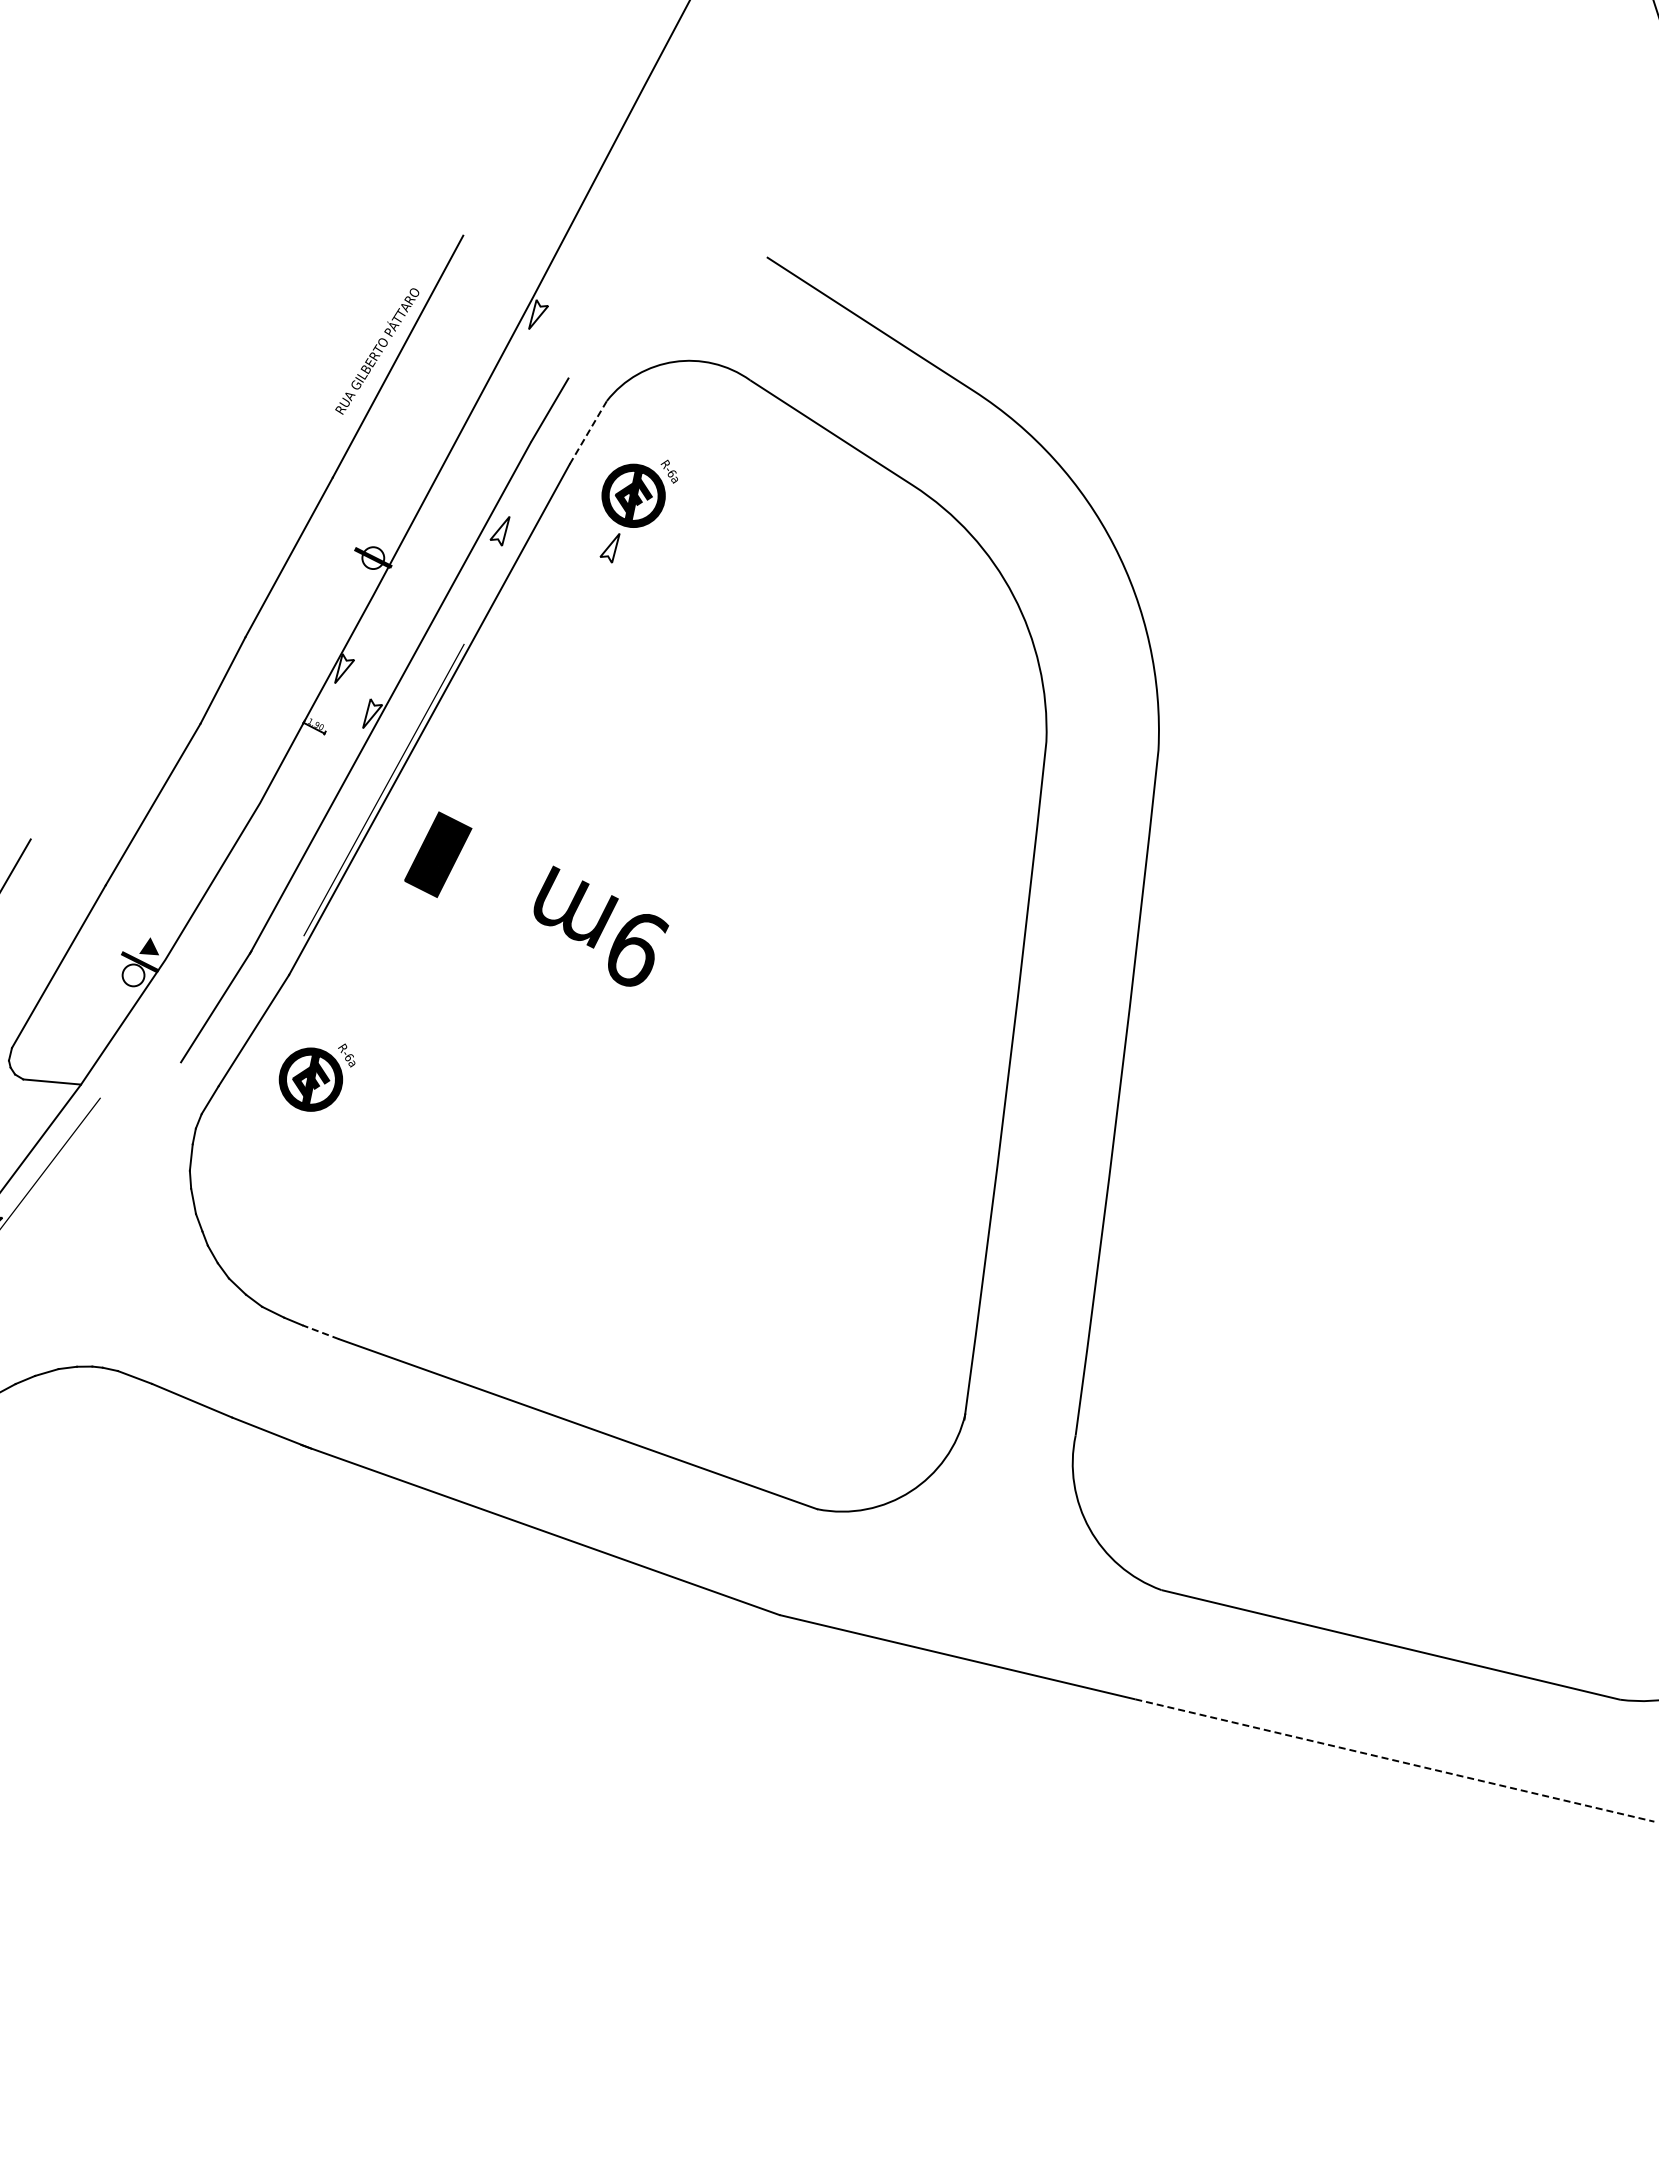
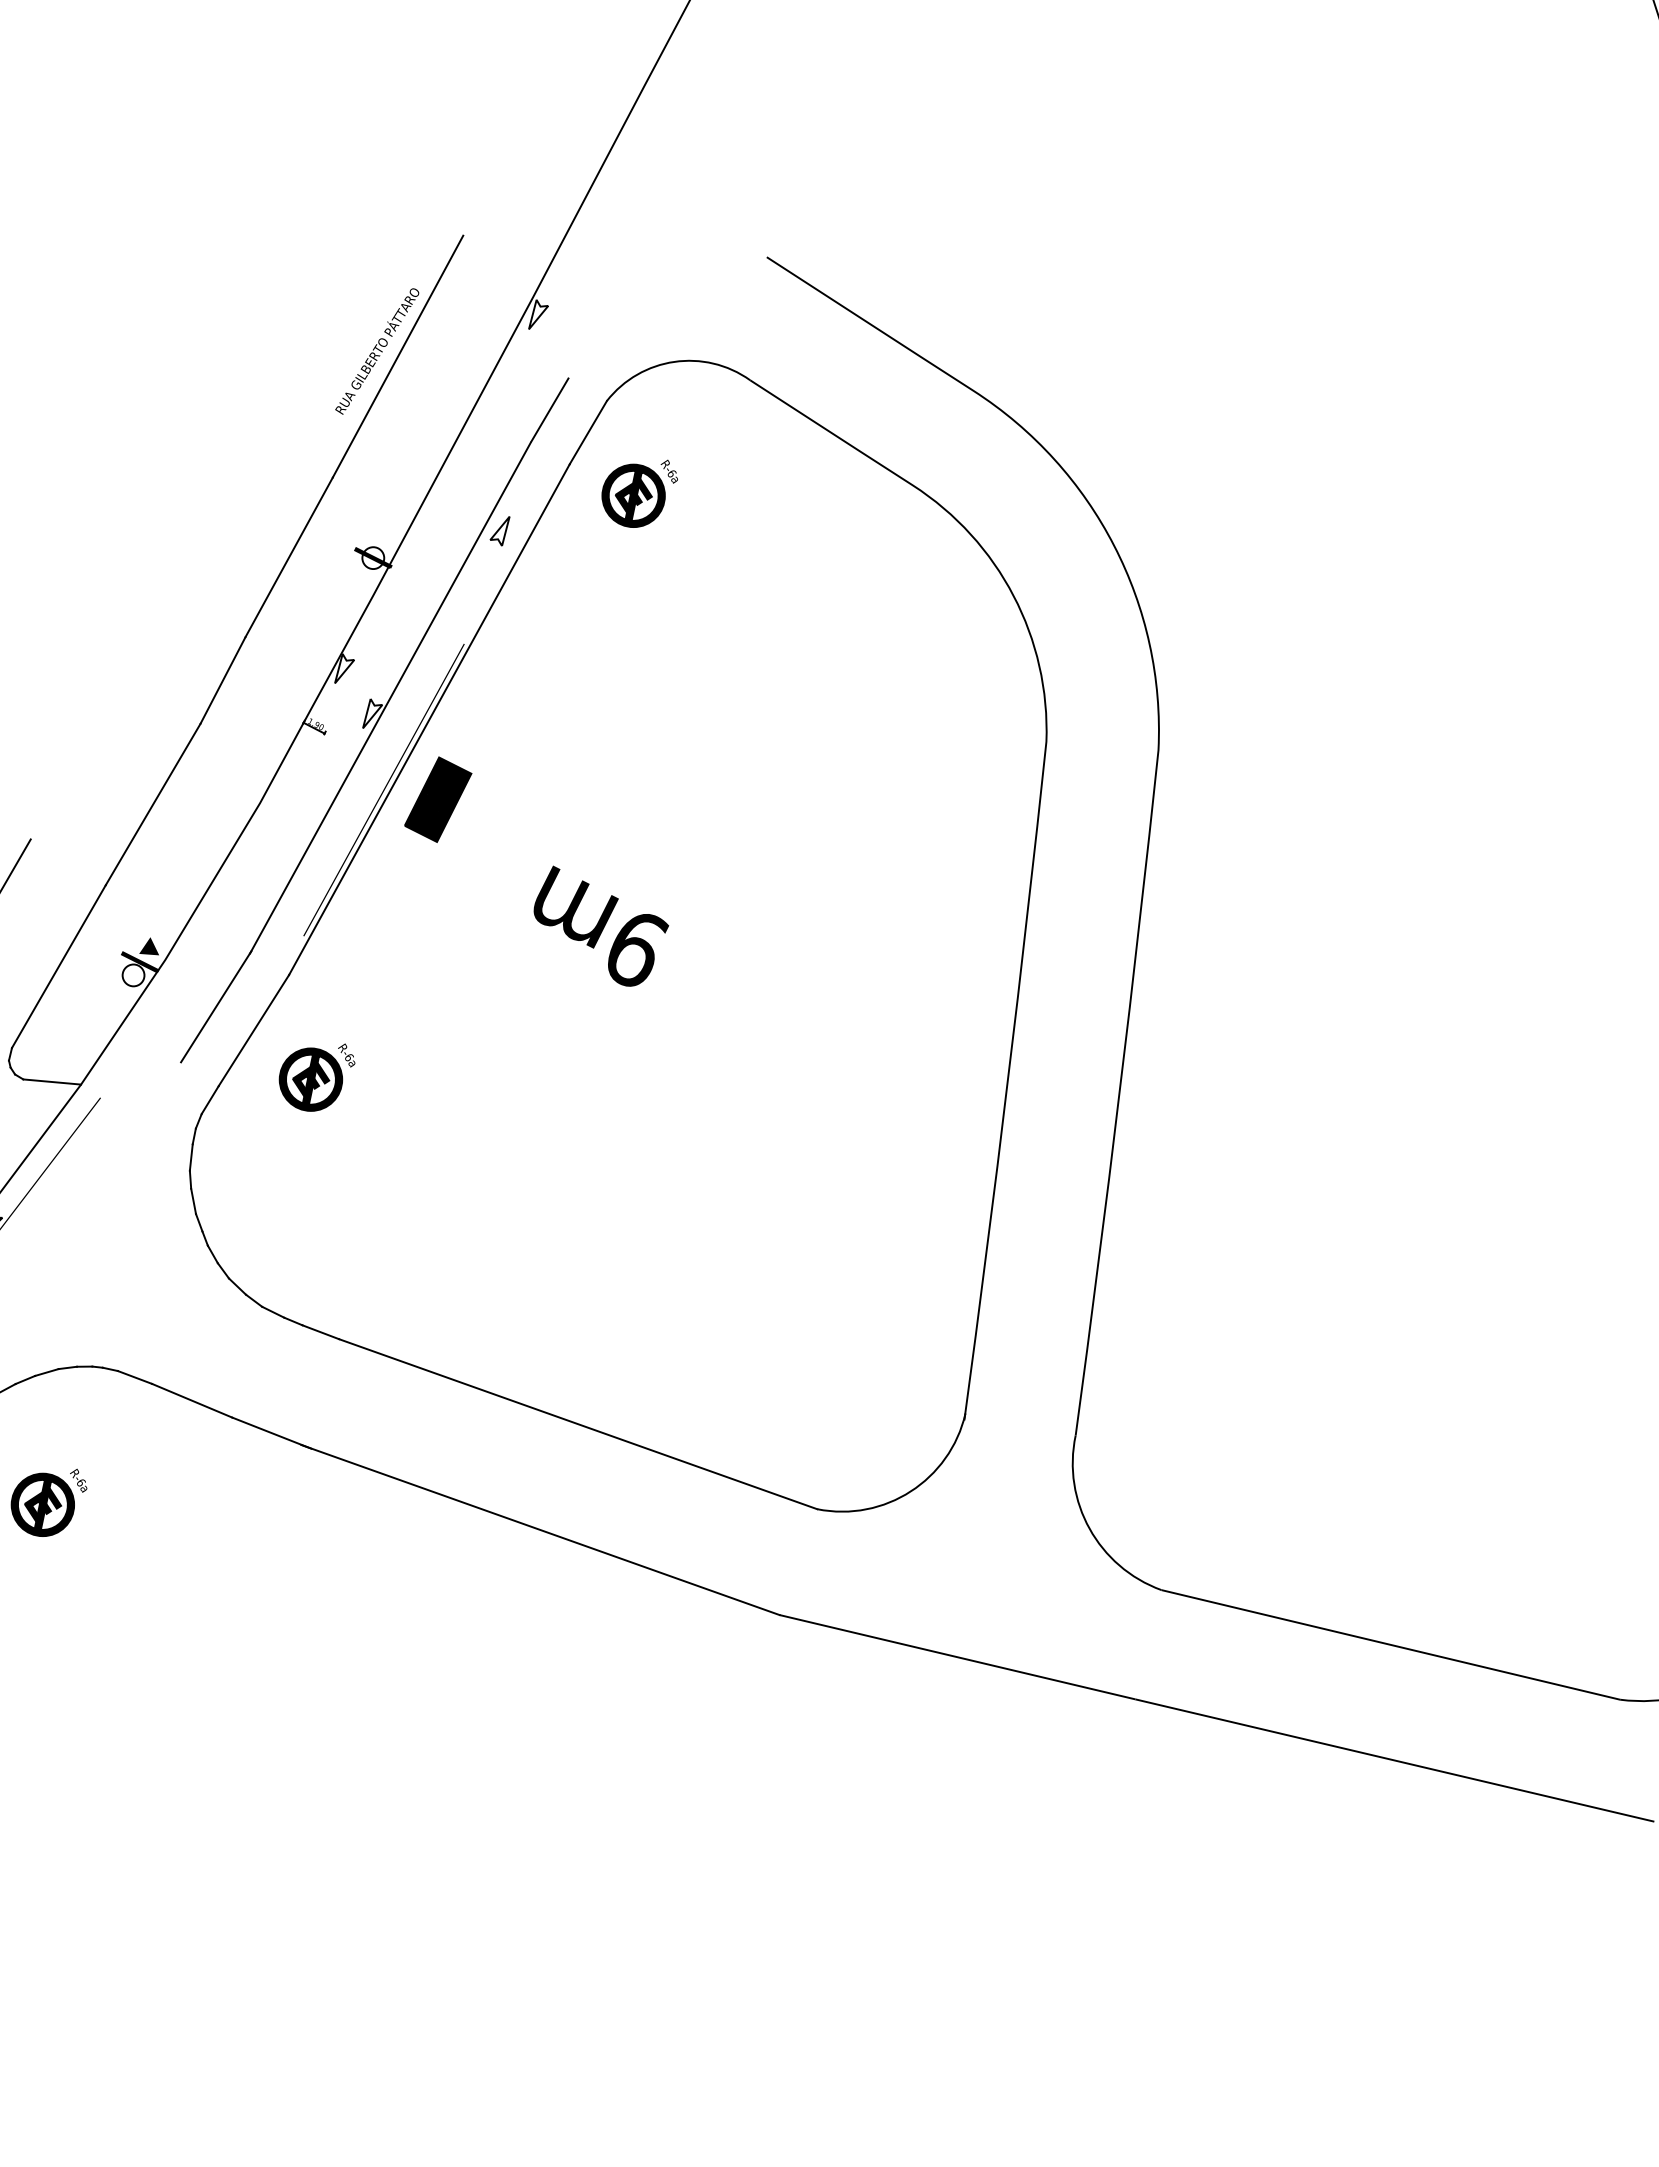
line: dashed -> solid (588, 432)
part: present -> none (609, 548)
part position: (438, 854) -> (438, 799) (438, 799)
line: dashed -> solid (320, 1332)
part: none -> present (48, 1502)
line: dashed -> solid (1394, 1760)
